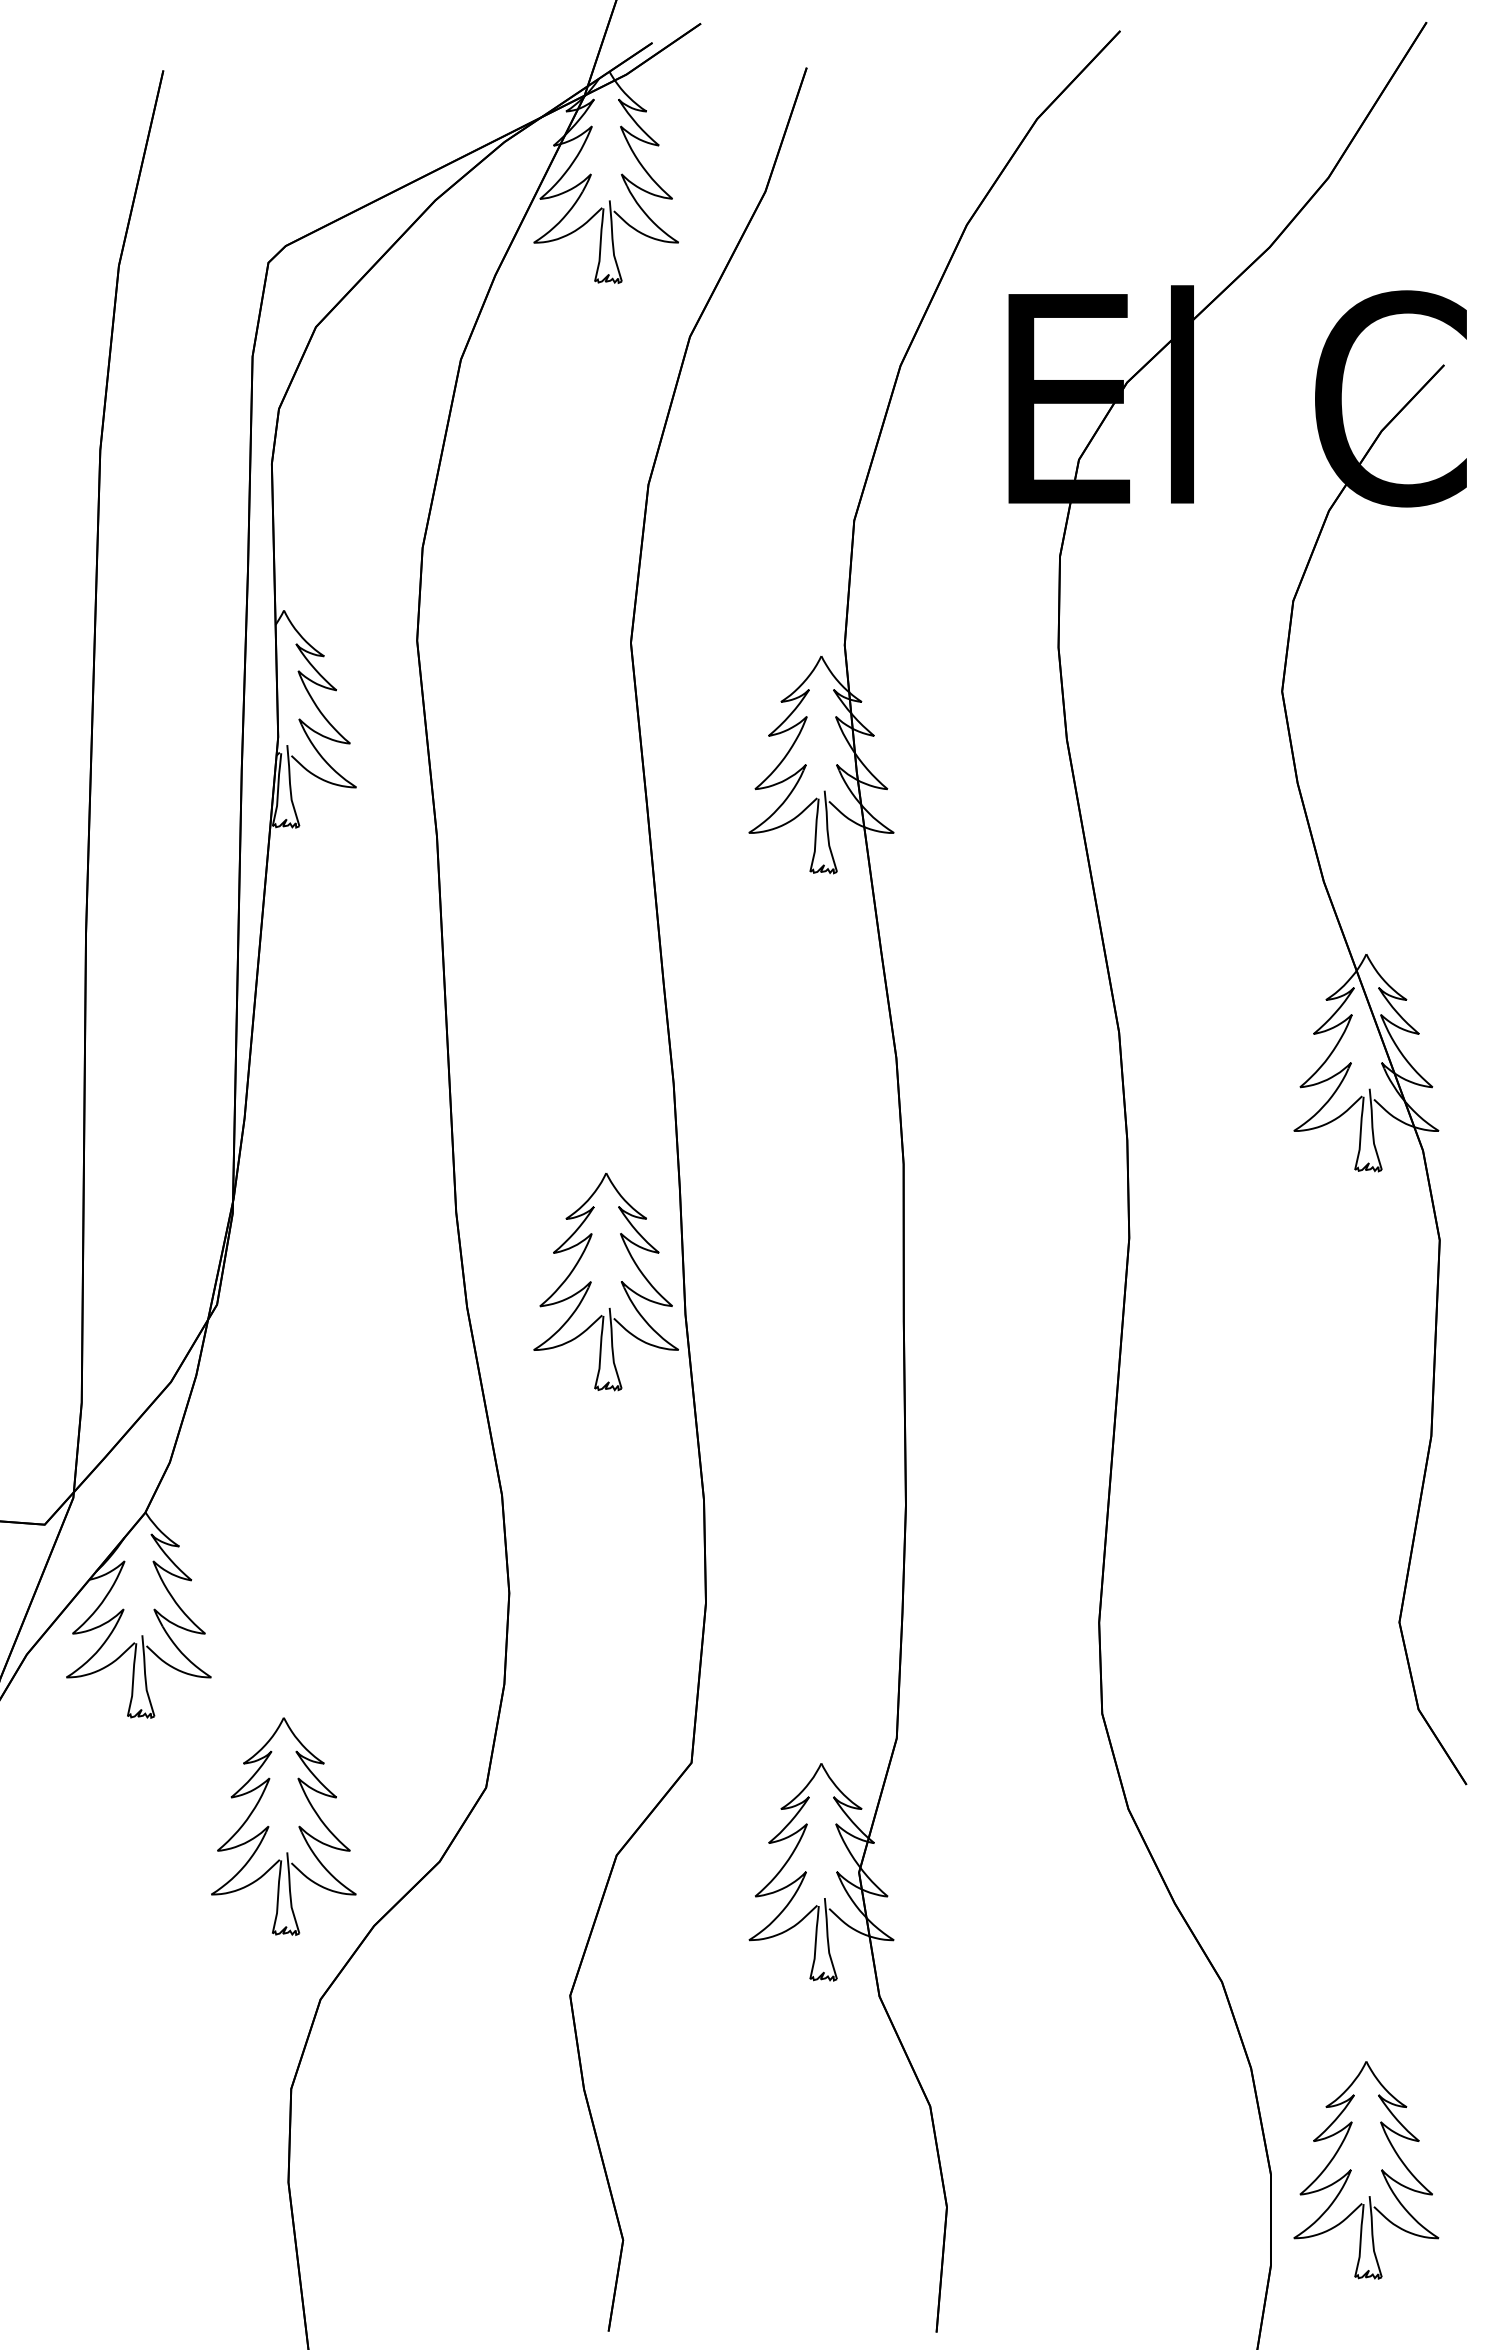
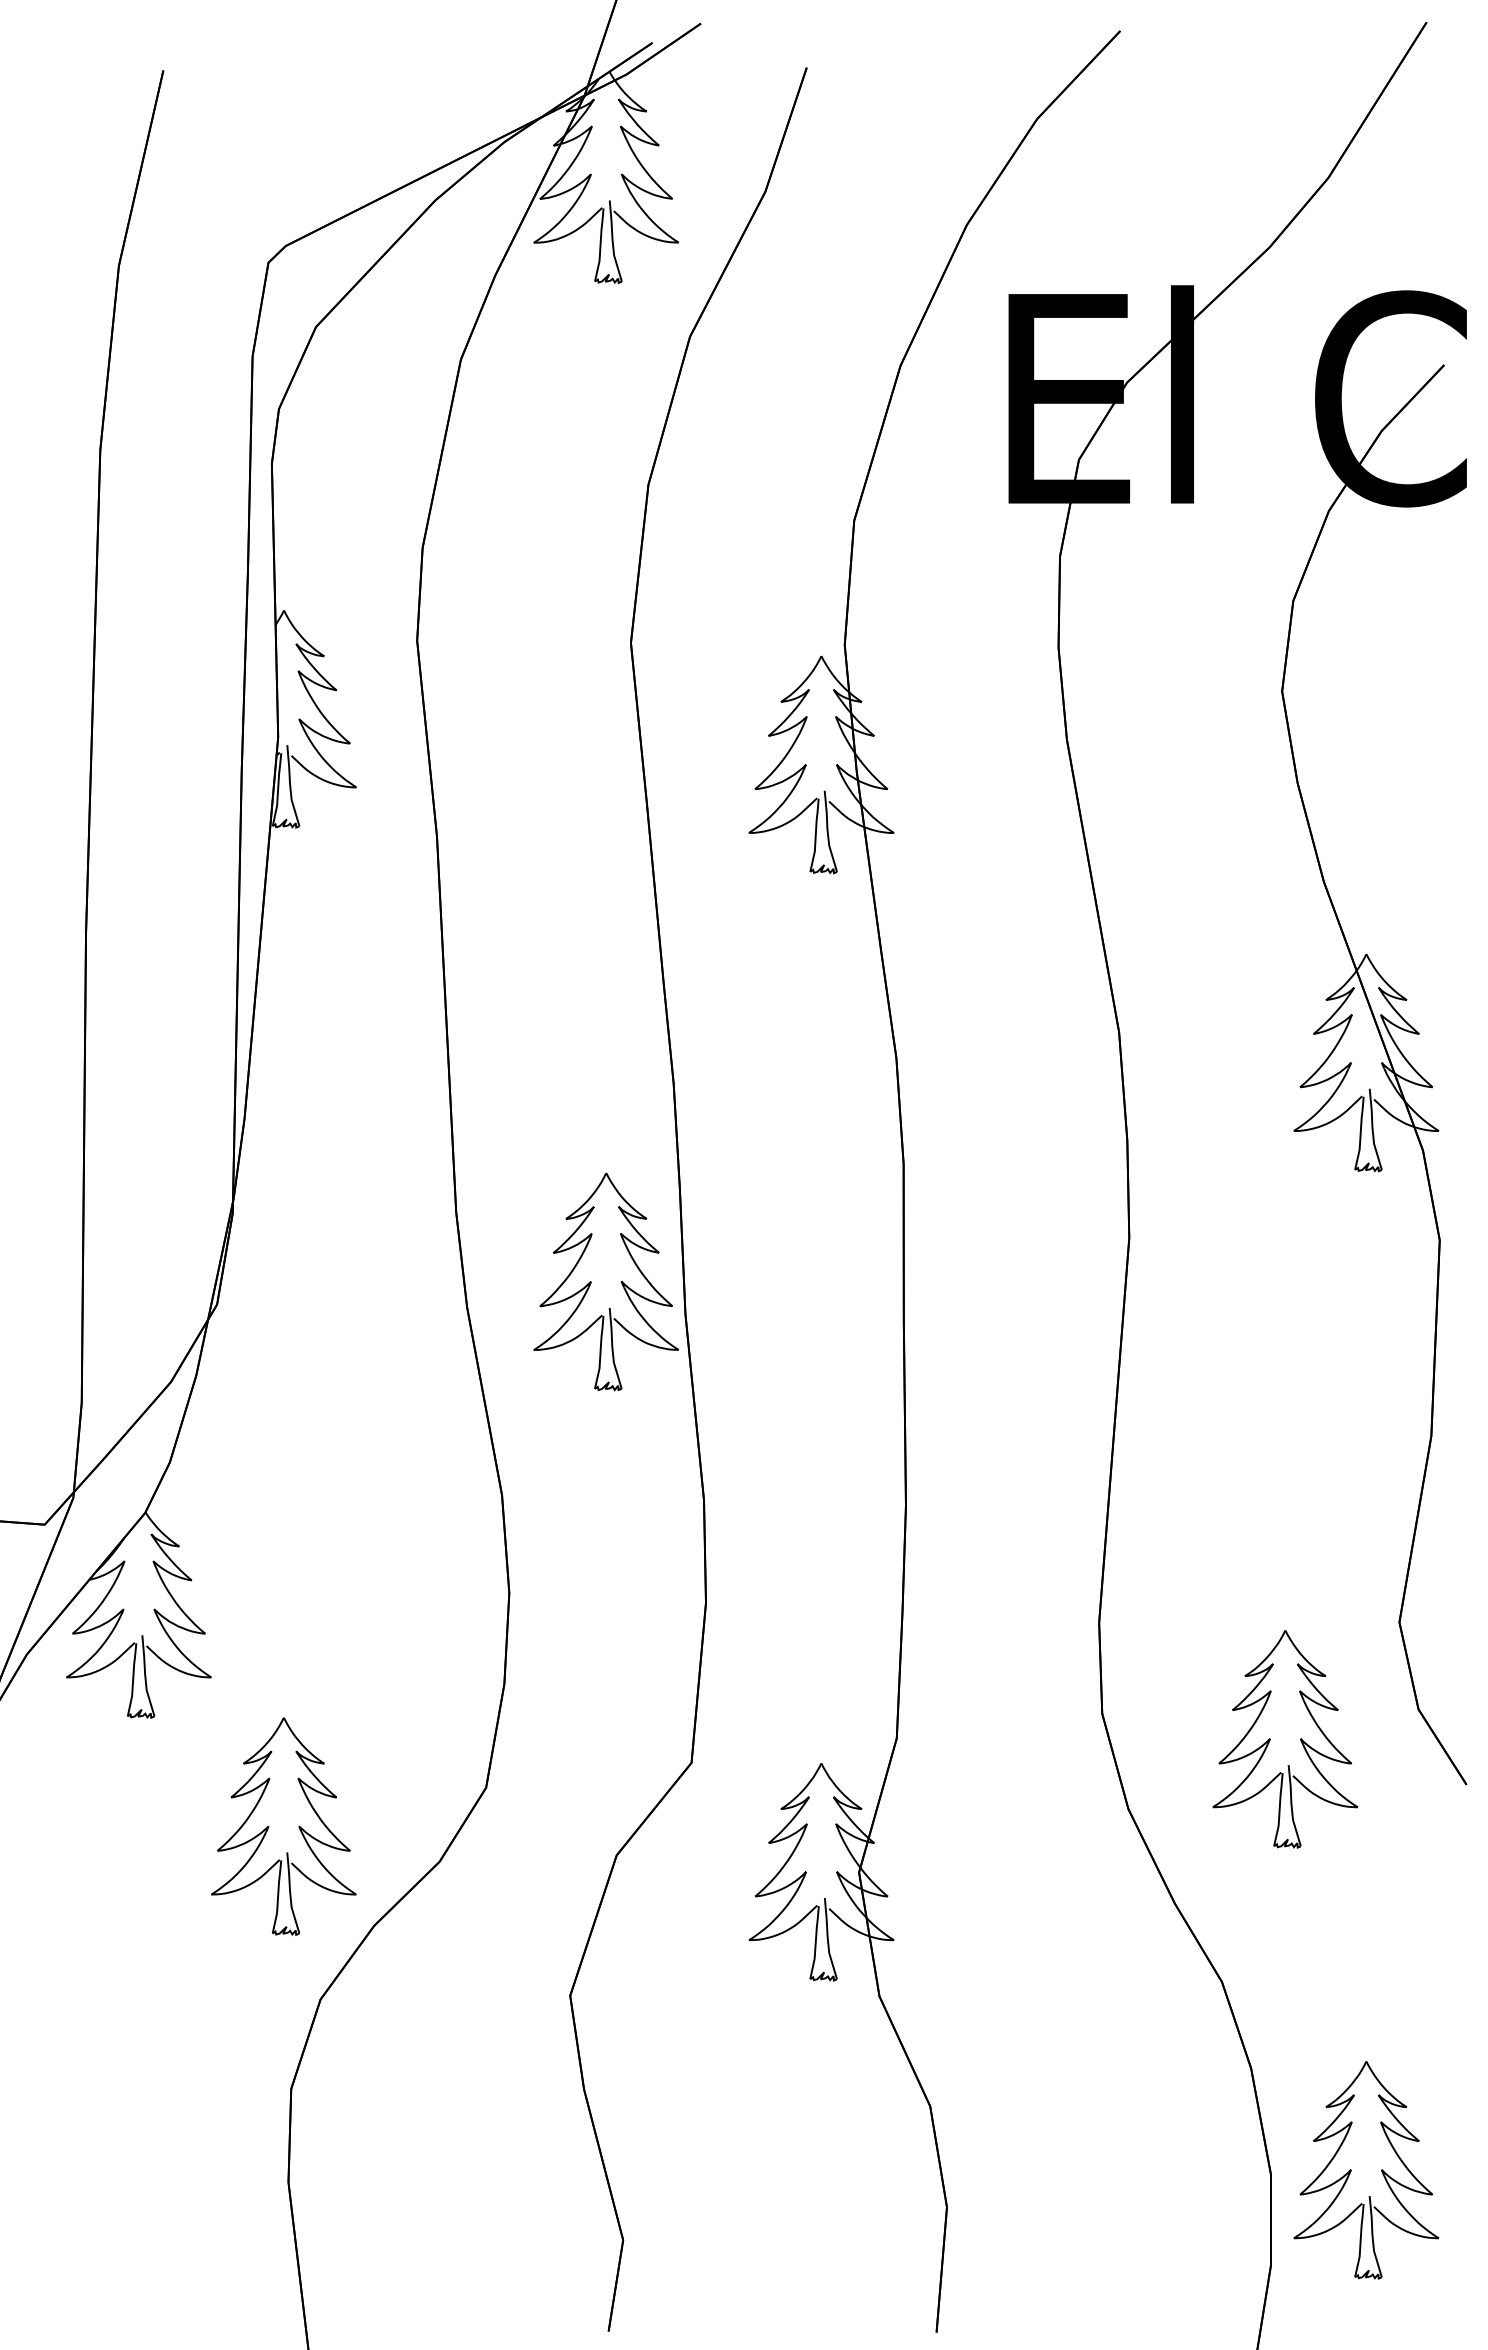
part: none -> present (1270, 1739)
